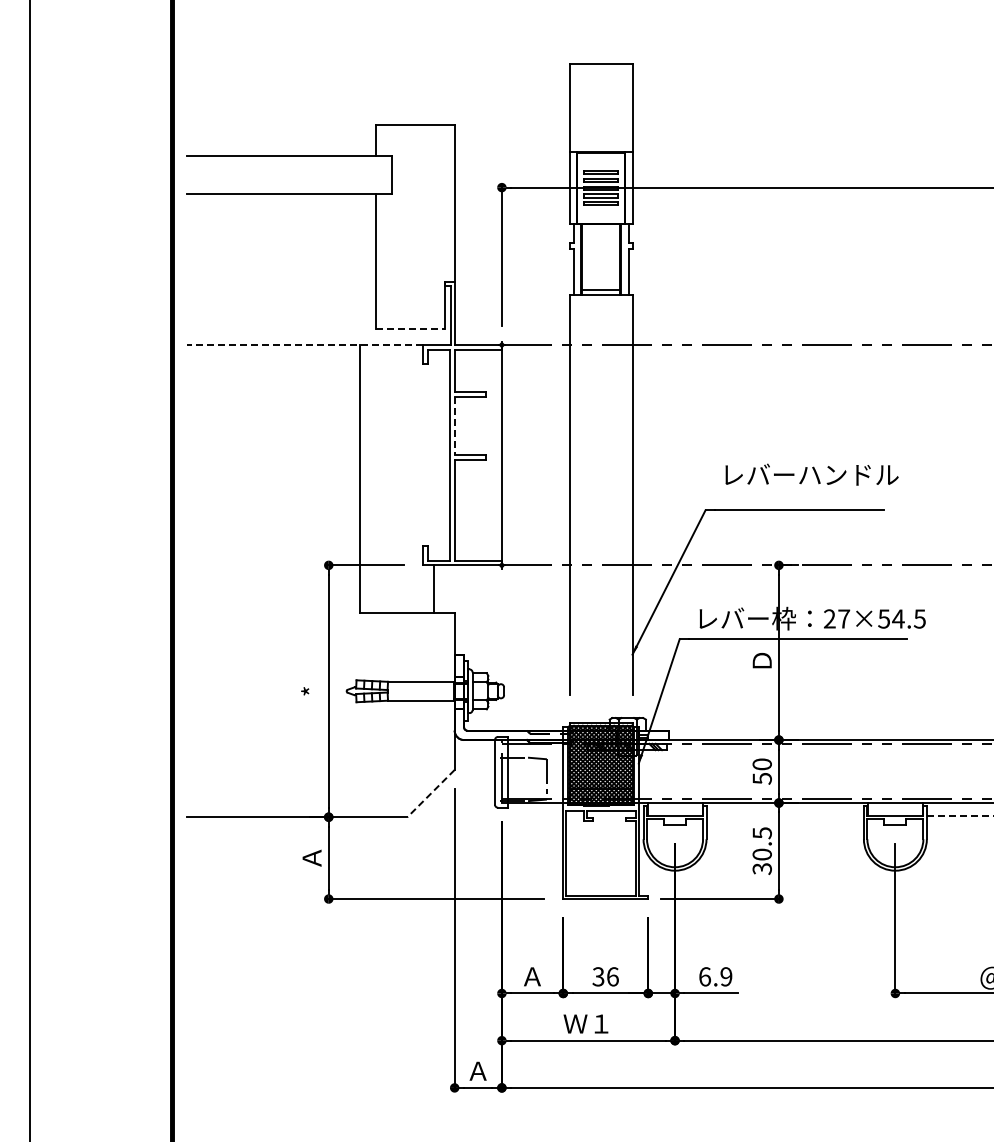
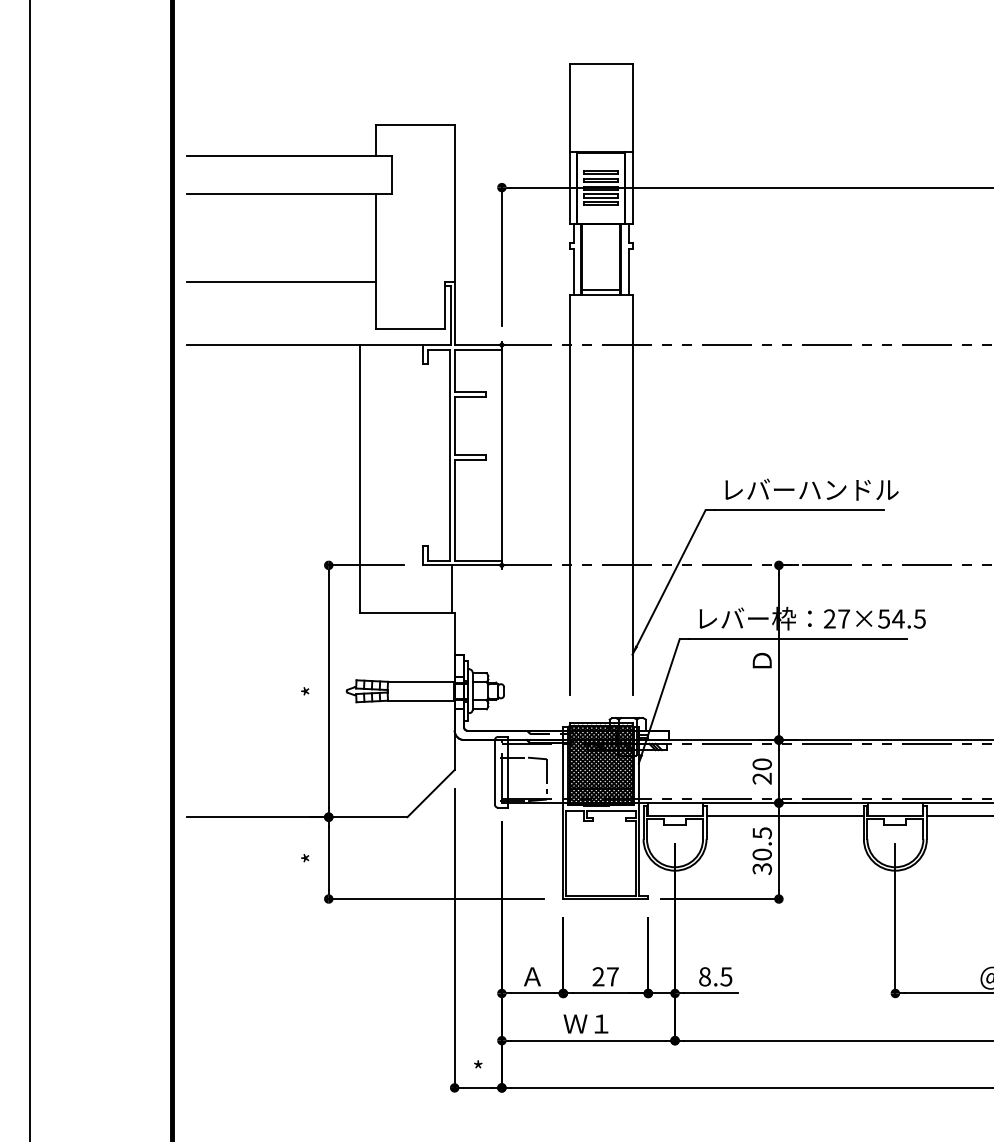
line: none -> present (281, 282)
line: dashed -> solid (410, 329)
line: dashed -> solid (304, 345)
line: dashed -> solid (454, 426)
text position: (811, 474) -> (811, 489) (811, 489)
line position: (433, 588) -> (451, 588) (451, 588)
text: 50 -> 20 (761, 778)
line: dashed -> solid (430, 793)
line: none -> present (784, 815)
line: dashed -> solid (960, 815)
text: Ａ -> * (311, 857)
text: 36 -> 27 (605, 976)
text: 6.9 -> 8.5 (715, 976)
text: Ａ -> * (477, 1070)
